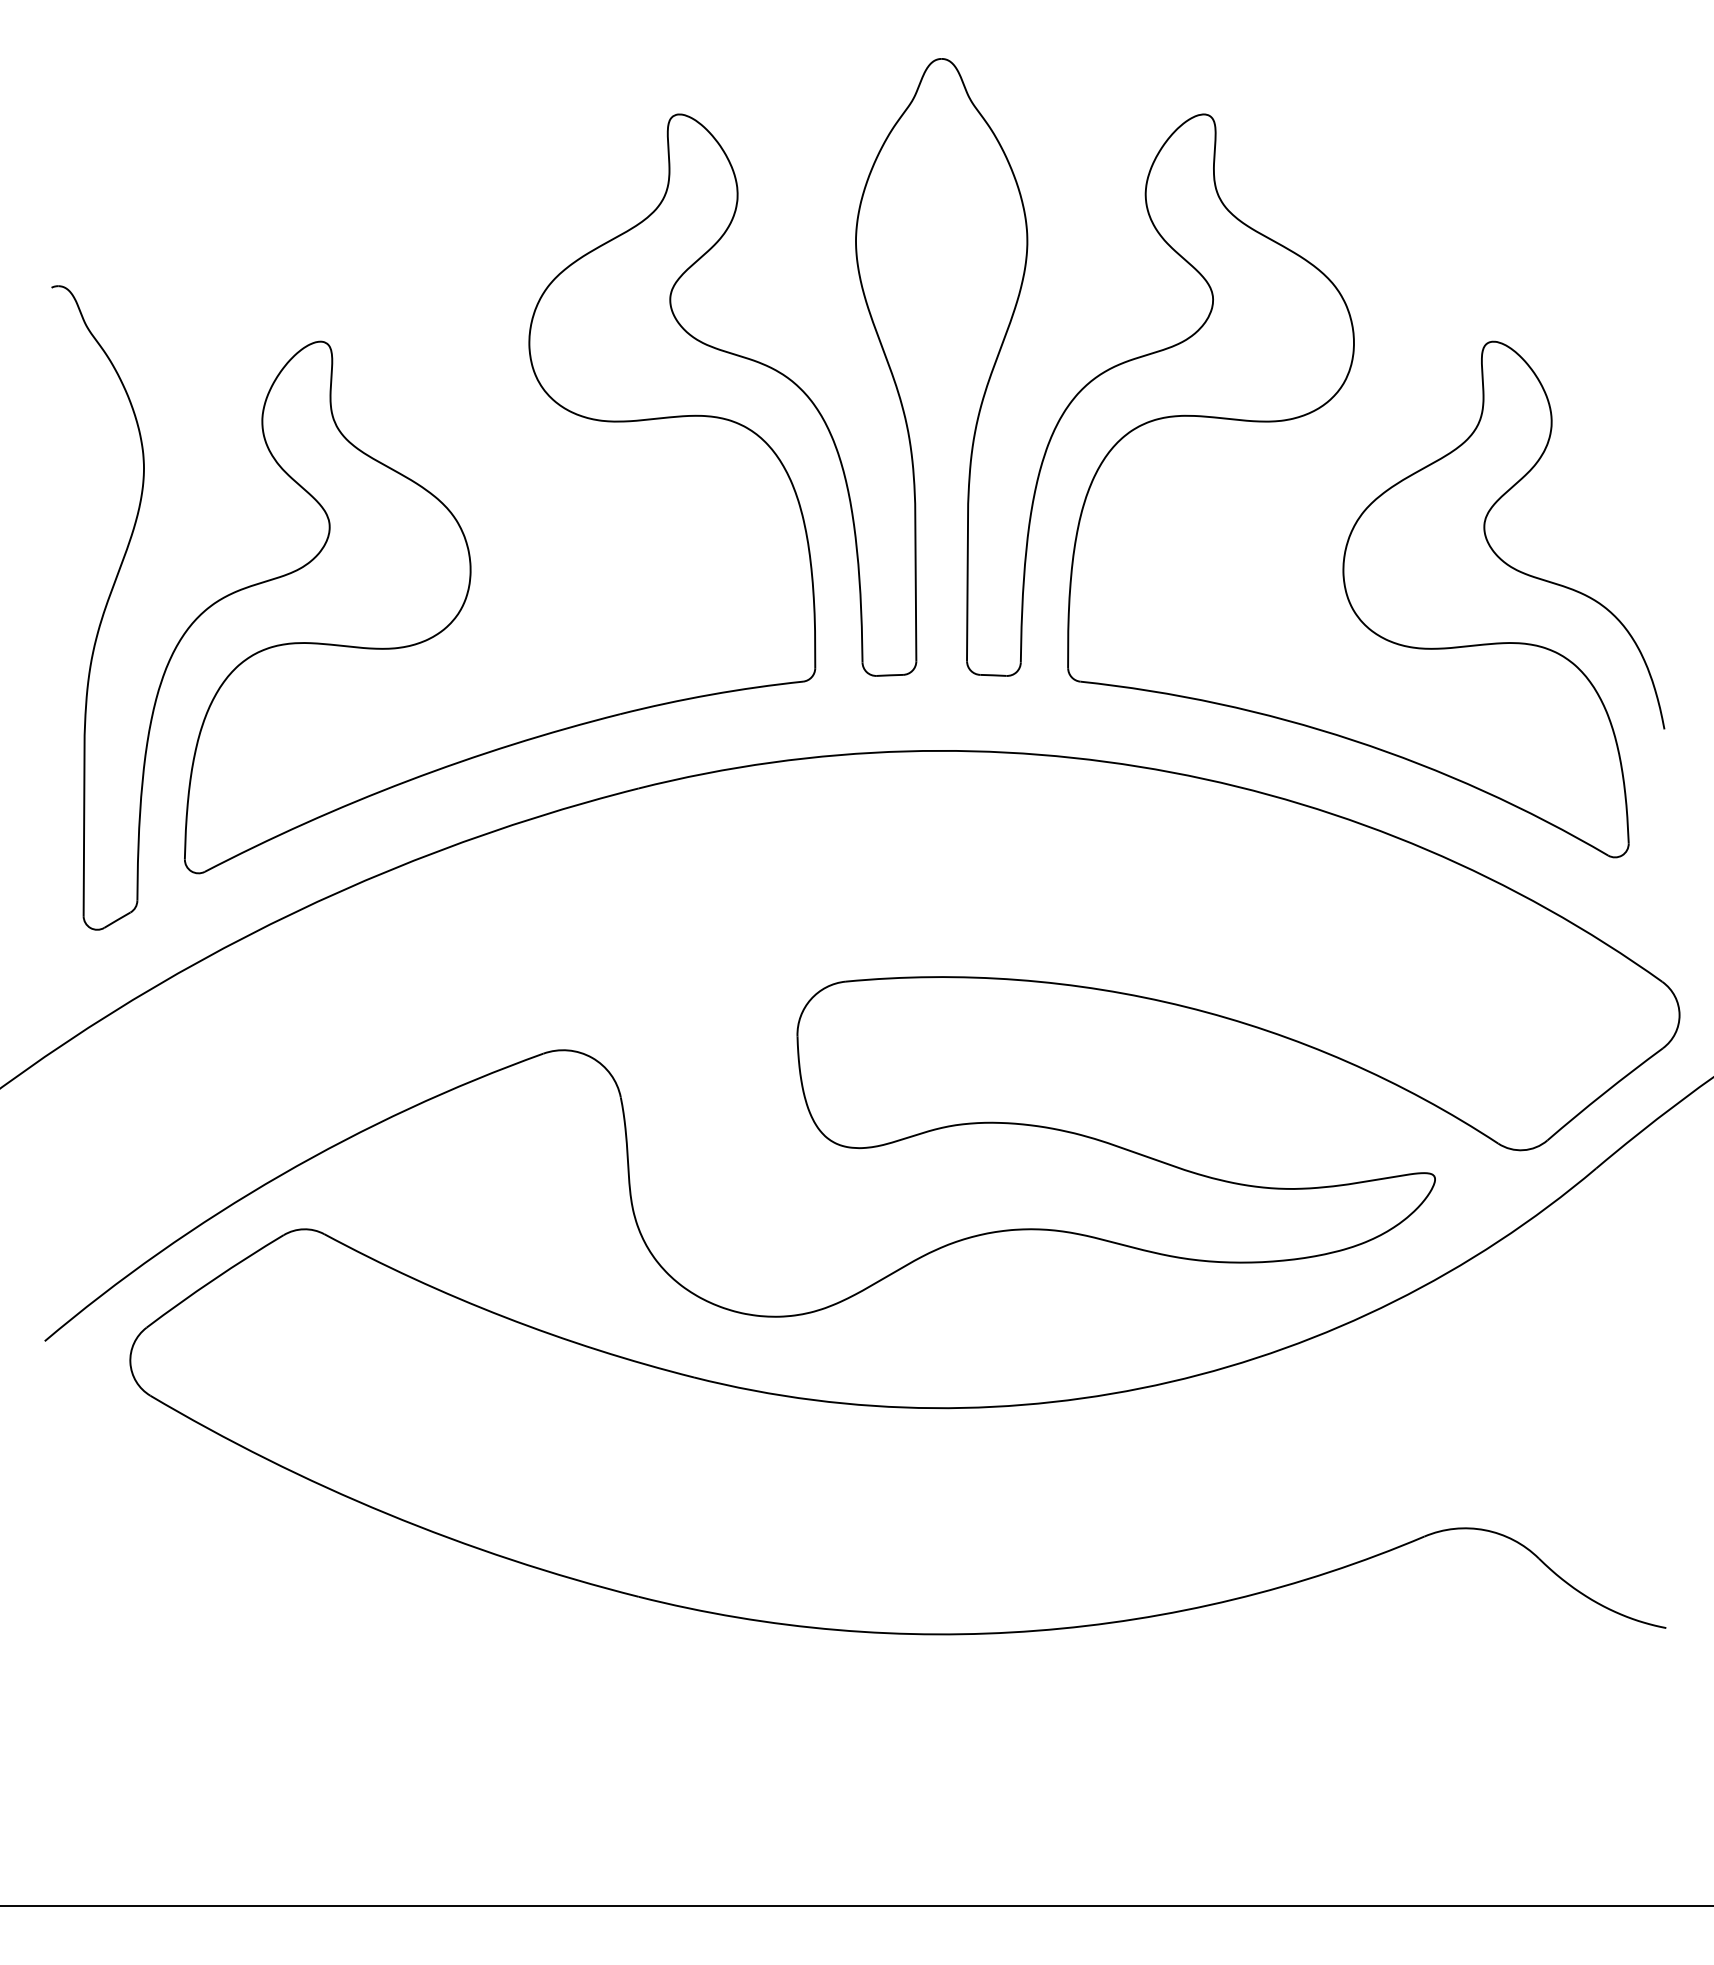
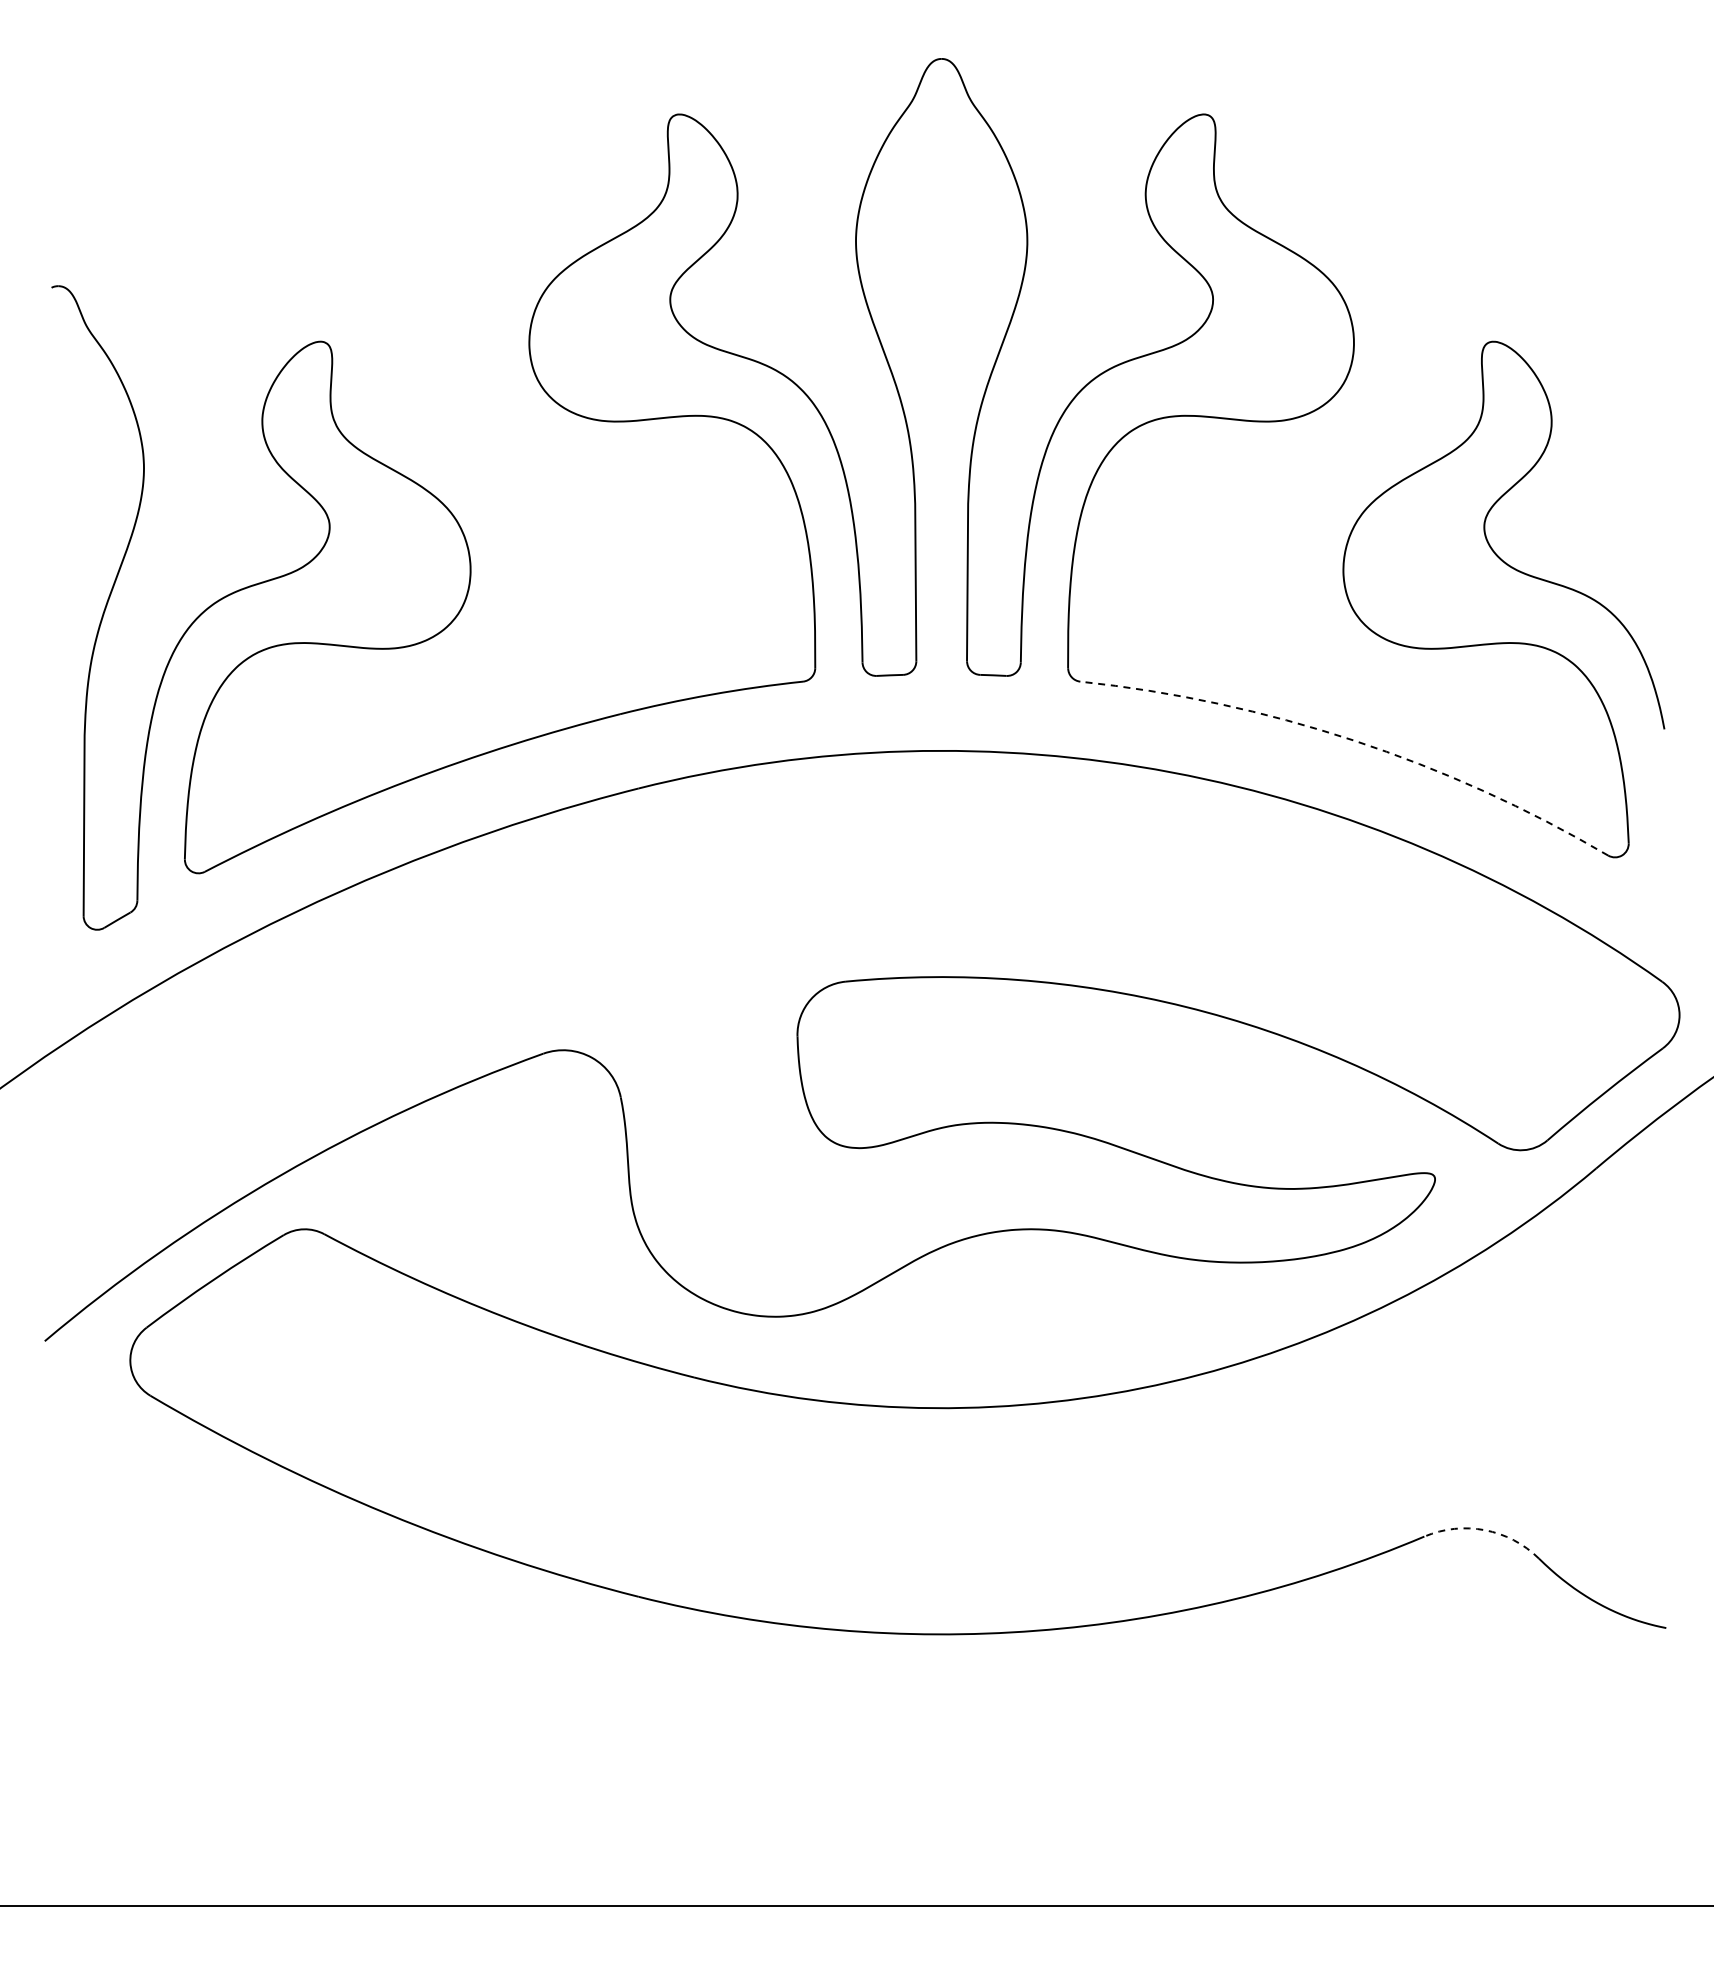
arc: solid -> dashed (1353, 740)
arc: solid -> dashed (1485, 1530)
